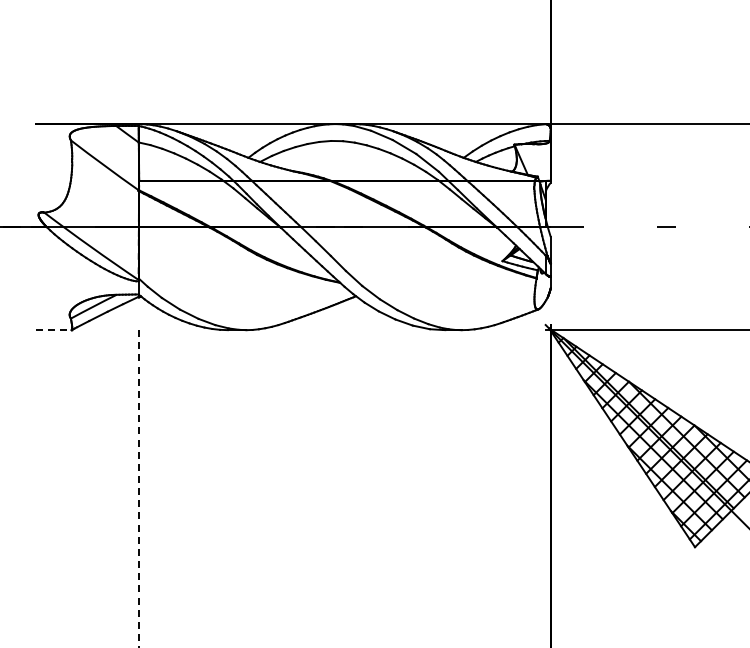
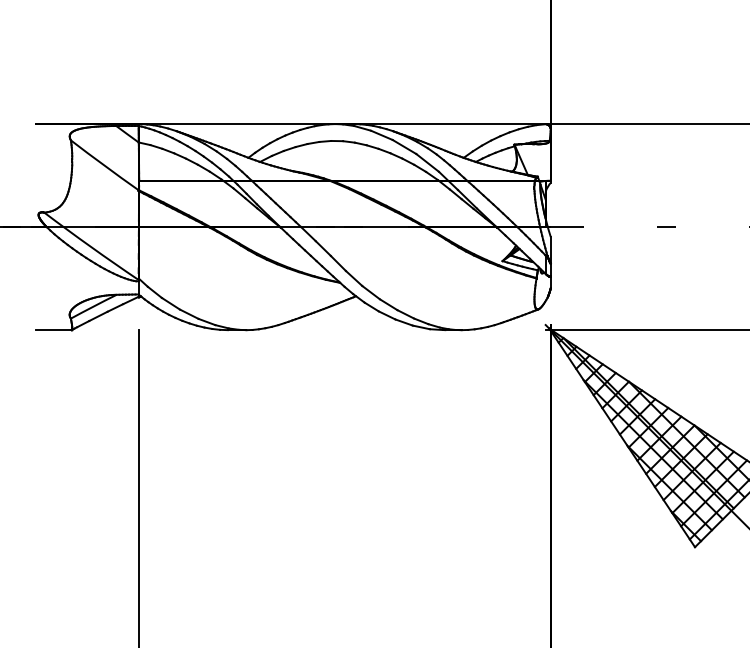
line: dashed -> solid (53, 330)
line: dashed -> solid (138, 489)
